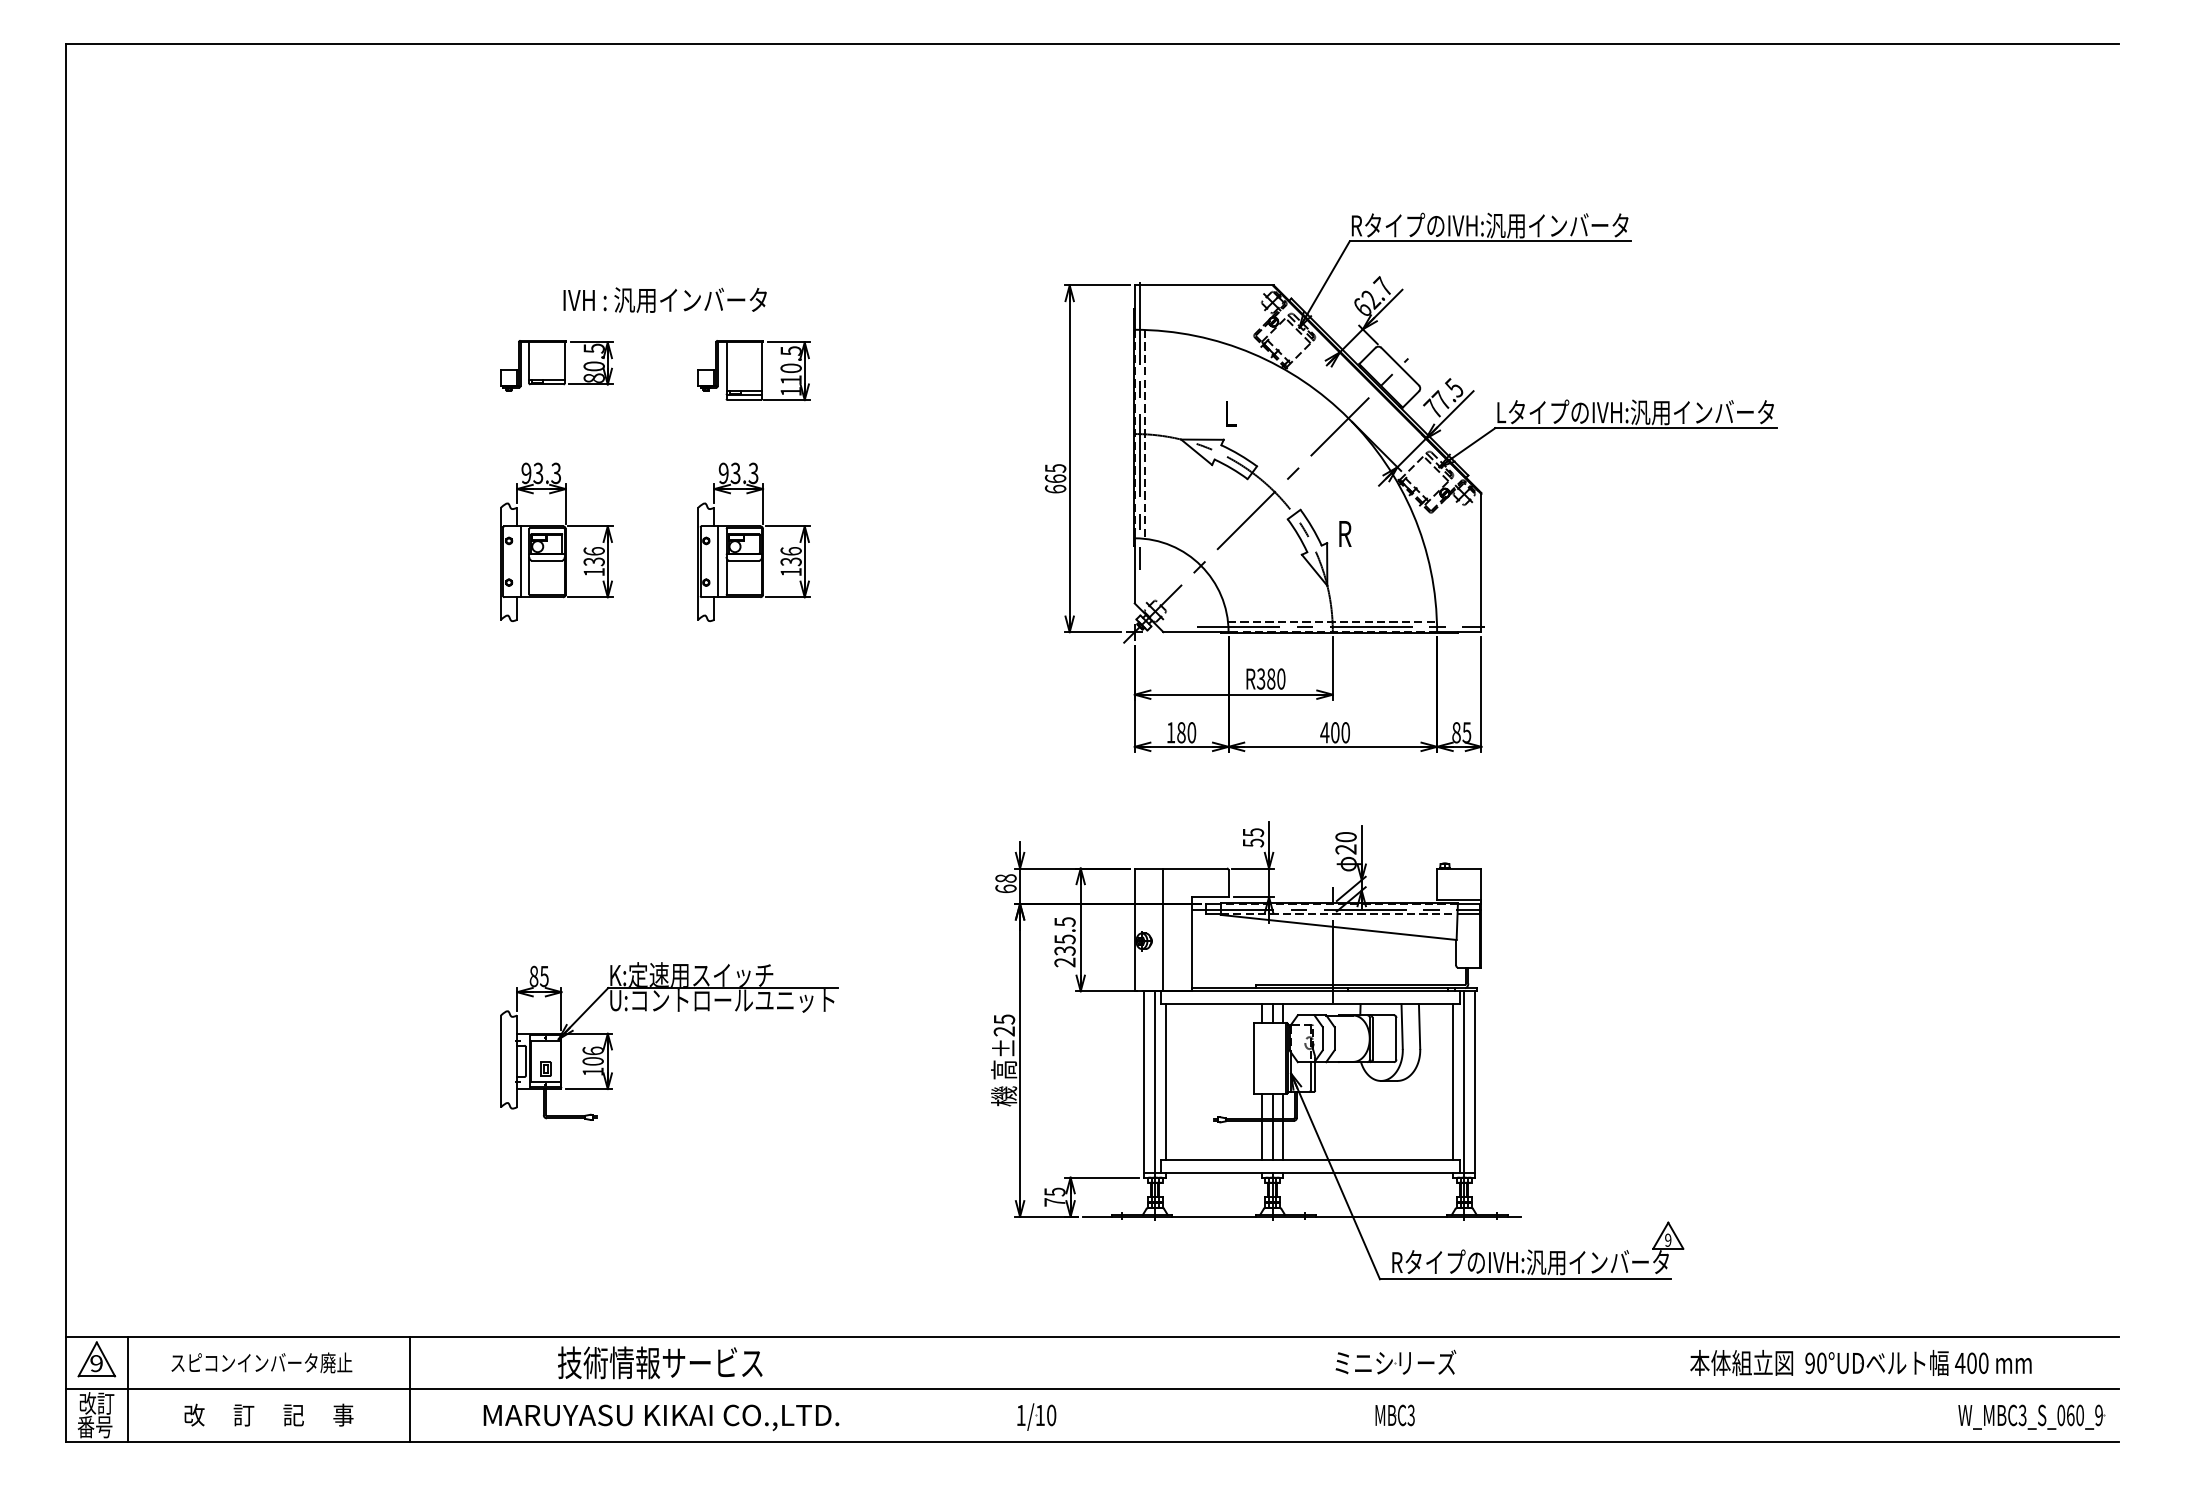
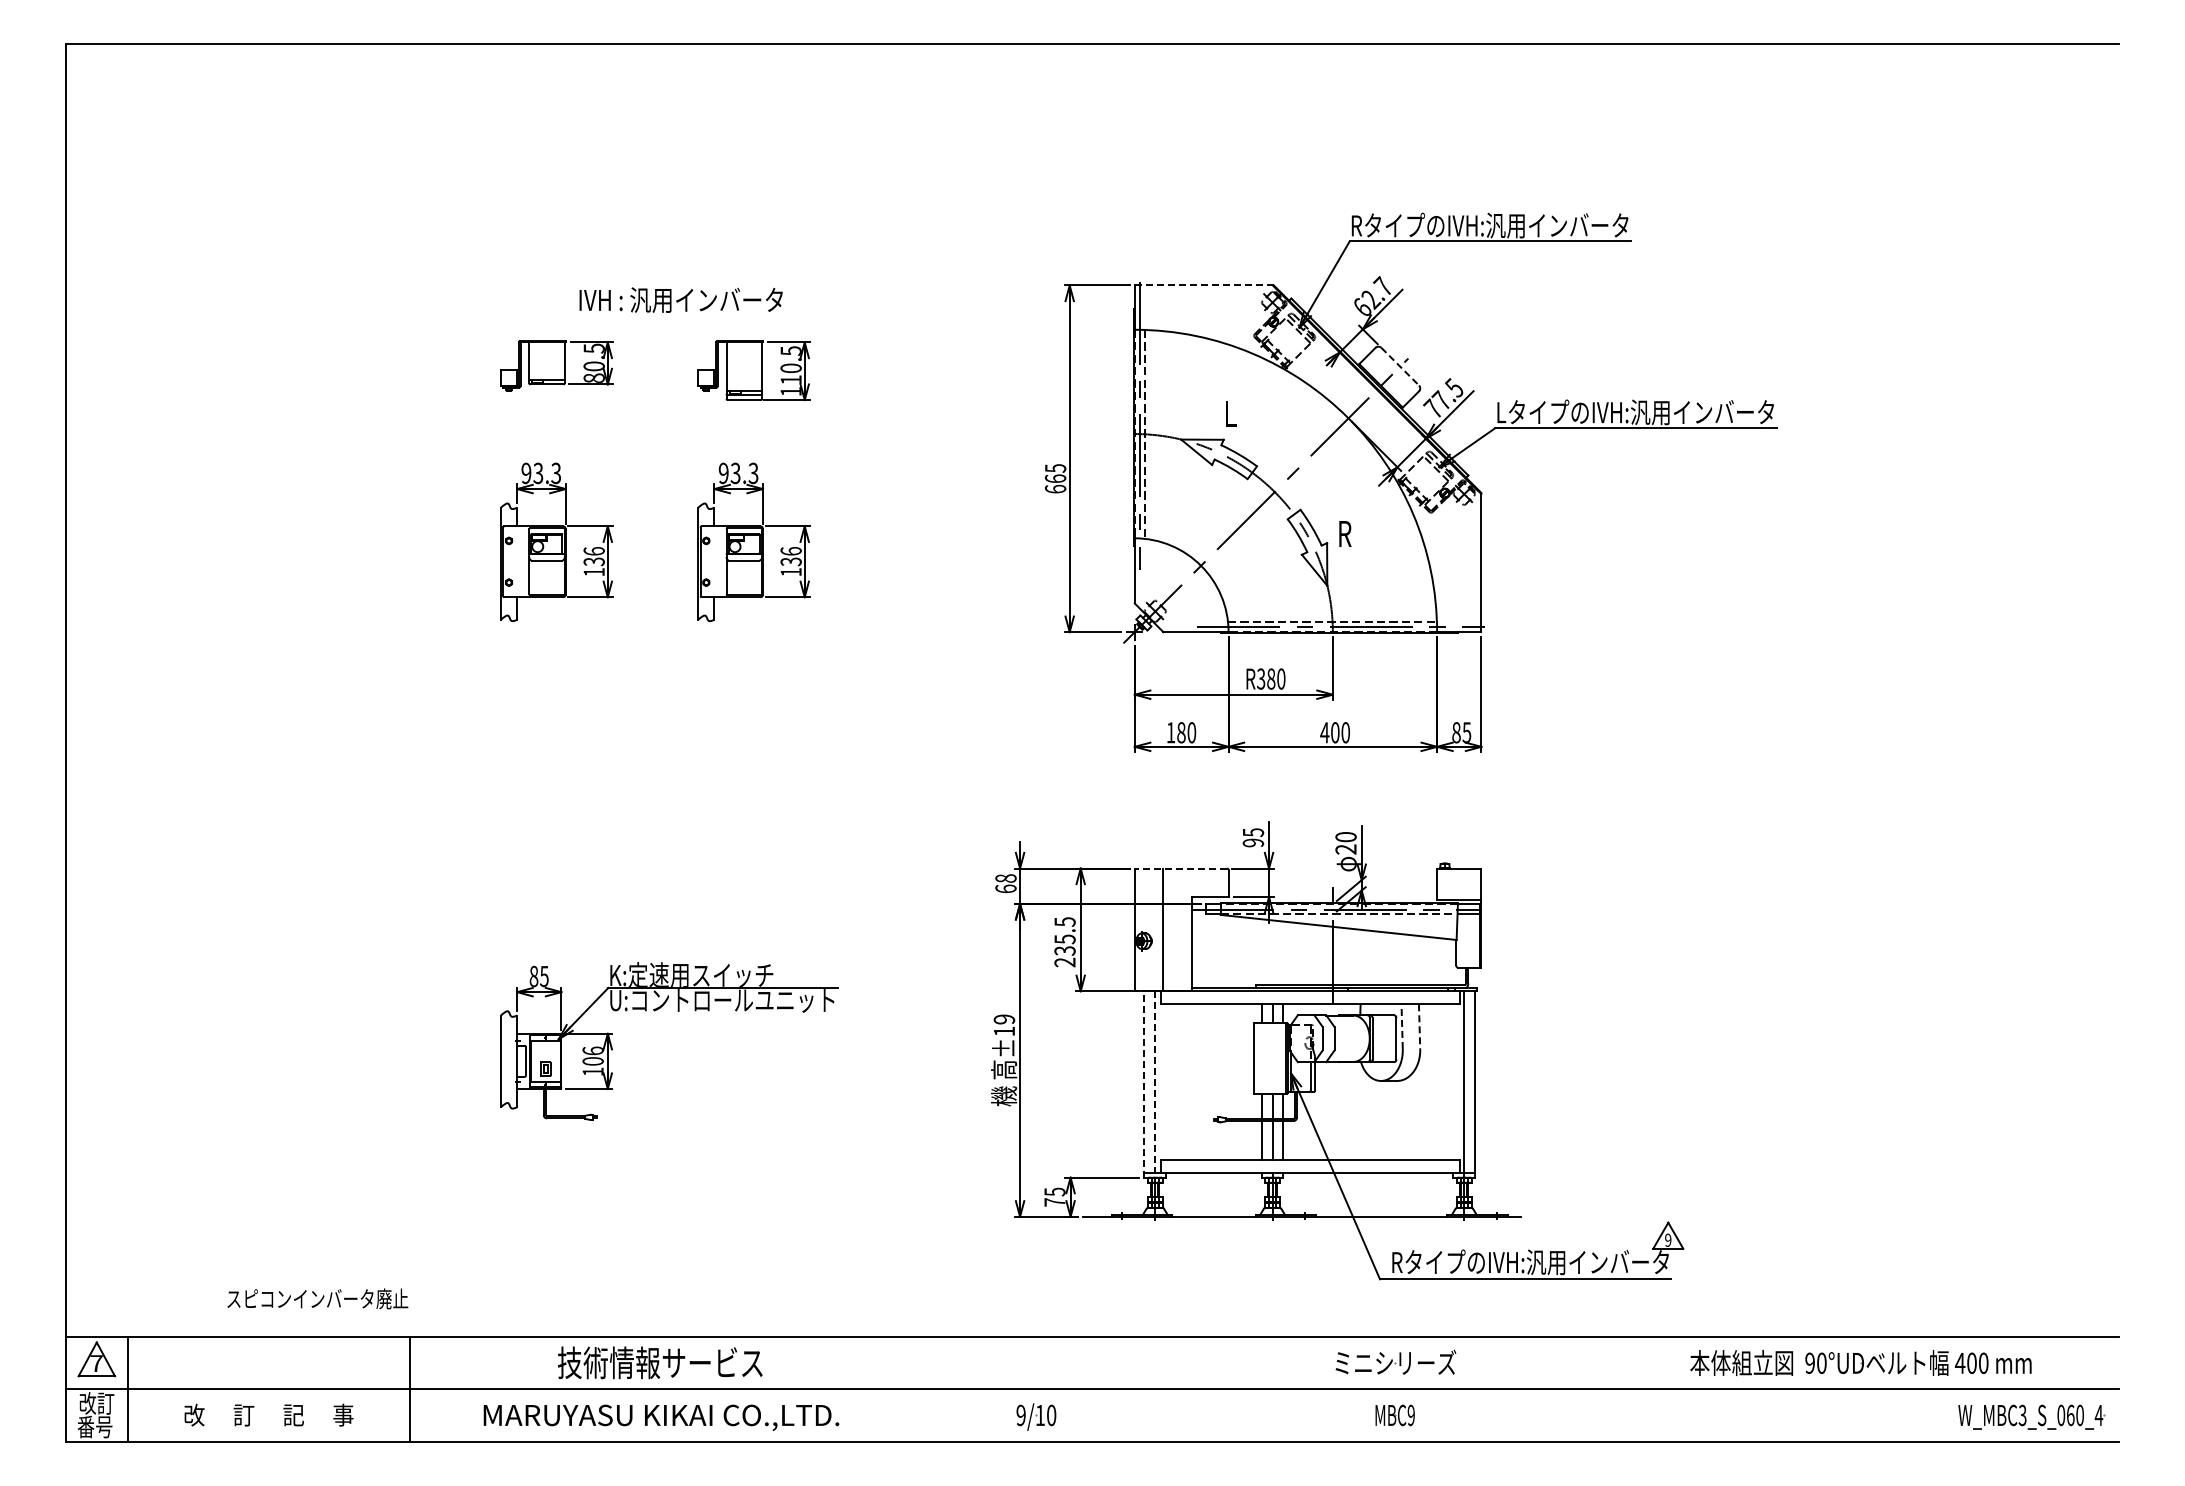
line: solid -> dashed (1204, 285)
text position: (664, 299) -> (680, 299) (680, 299)
line: solid -> dashed (1400, 366)
line: present -> none (520, 561)
line: present -> none (717, 561)
text: 55 -> 95 (1252, 842)
line: solid -> dashed (1180, 868)
text: ±25 -> ±19 (1004, 1025)
line: solid -> dashed (1402, 1026)
line: solid -> dashed (1419, 1027)
line: present -> none (1166, 1081)
line: present -> none (1453, 1081)
line: solid -> dashed (1144, 1083)
line: solid -> dashed (1155, 1084)
text position: (261, 1362) -> (317, 1298) (317, 1298)
text: 9 -> 7 (96, 1363)
text: 1/10 -> 9/10 (1020, 1415)
text: MBC3 -> MBC9 (1410, 1415)
text: W_MBC3_S_060_9 -> W_MBC3_S_060_4 (2098, 1415)
